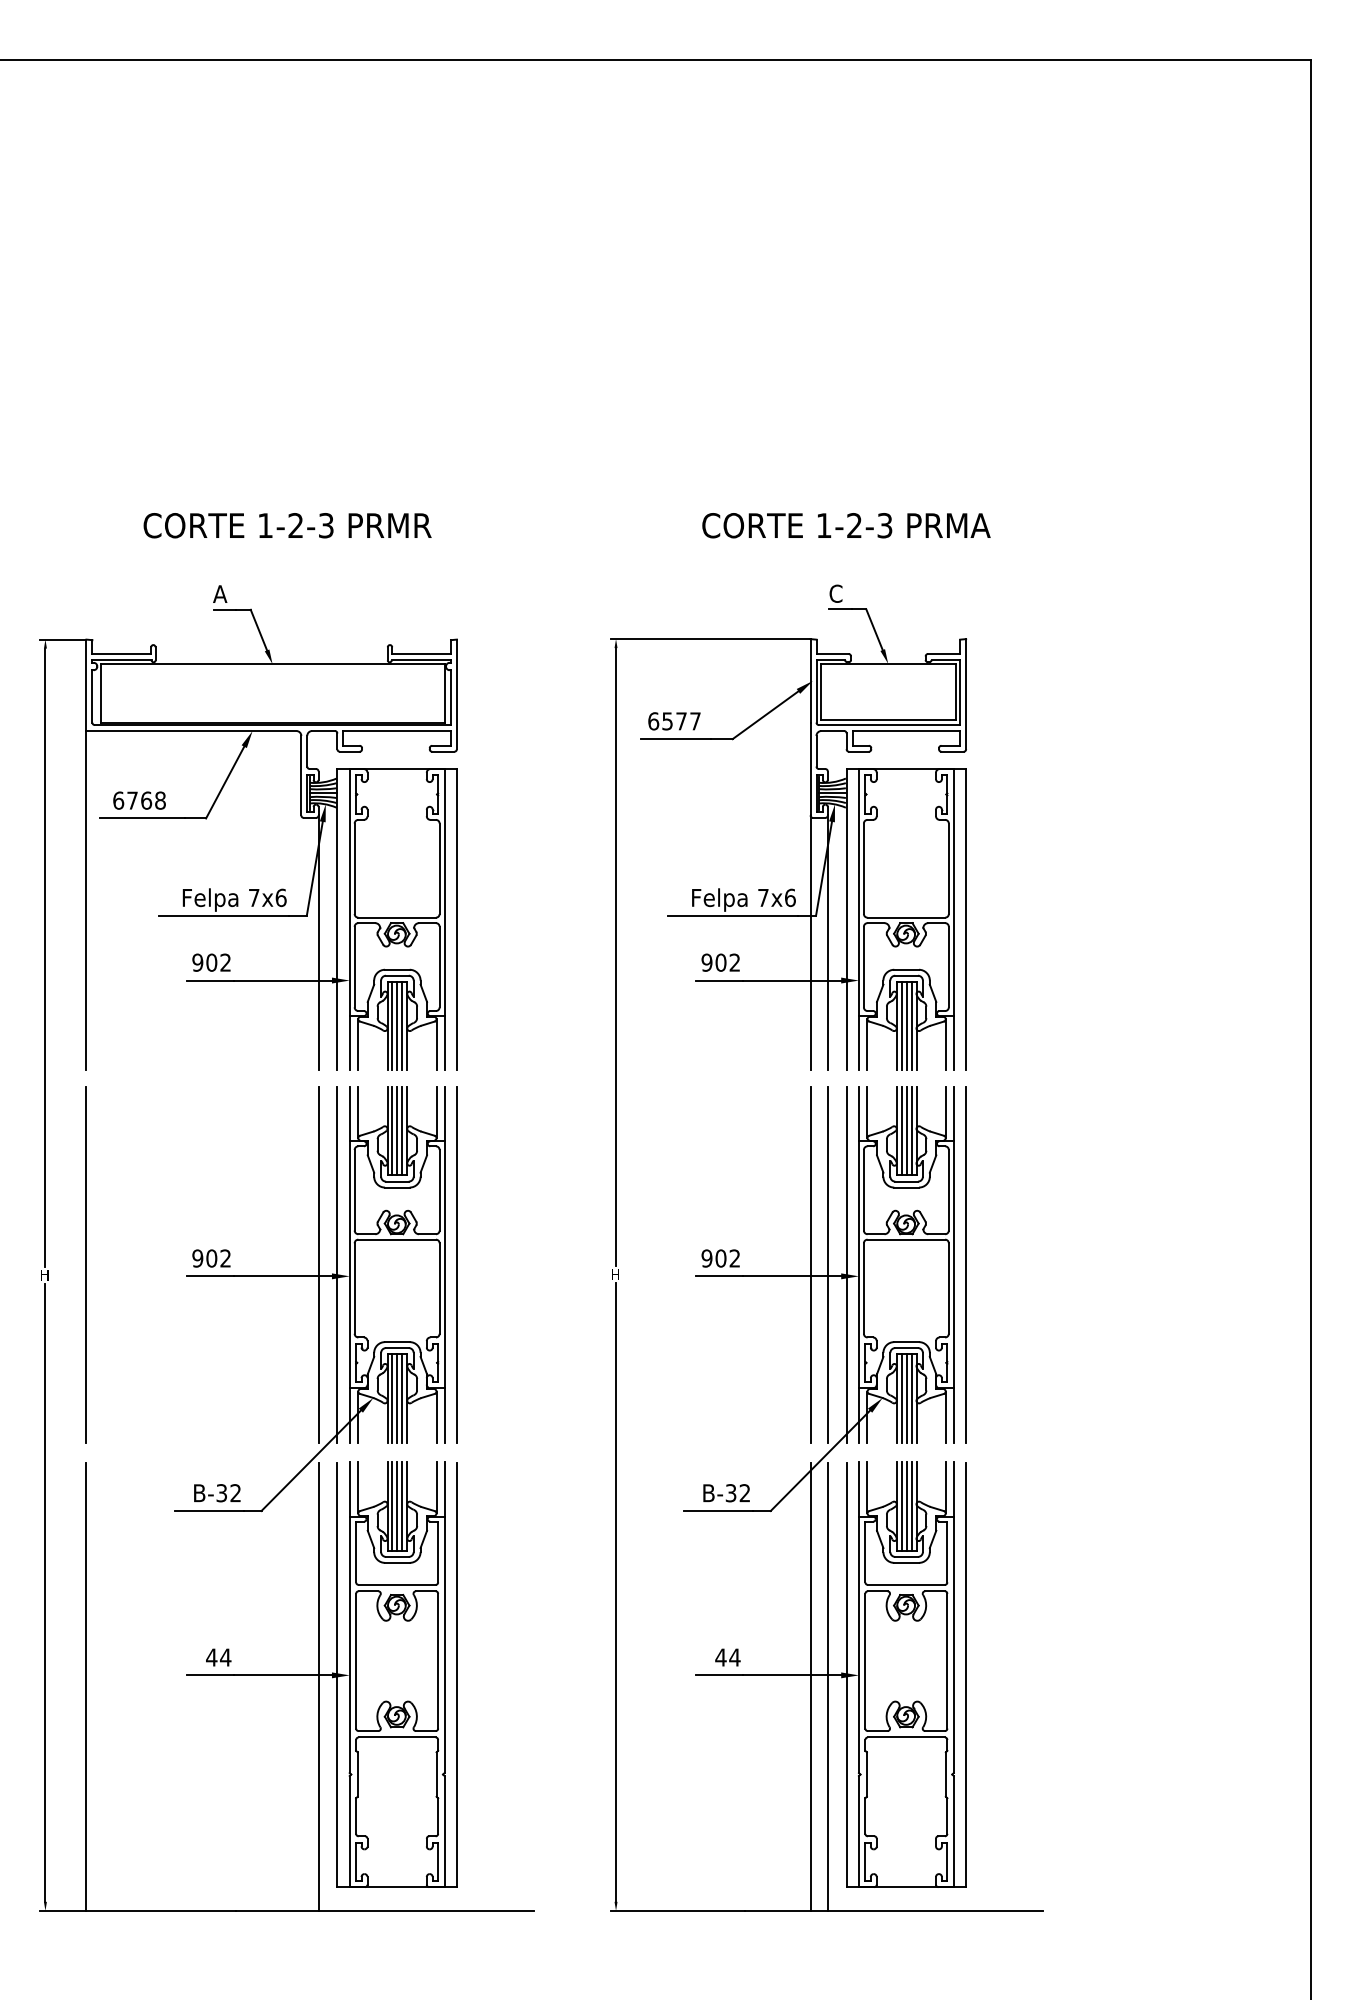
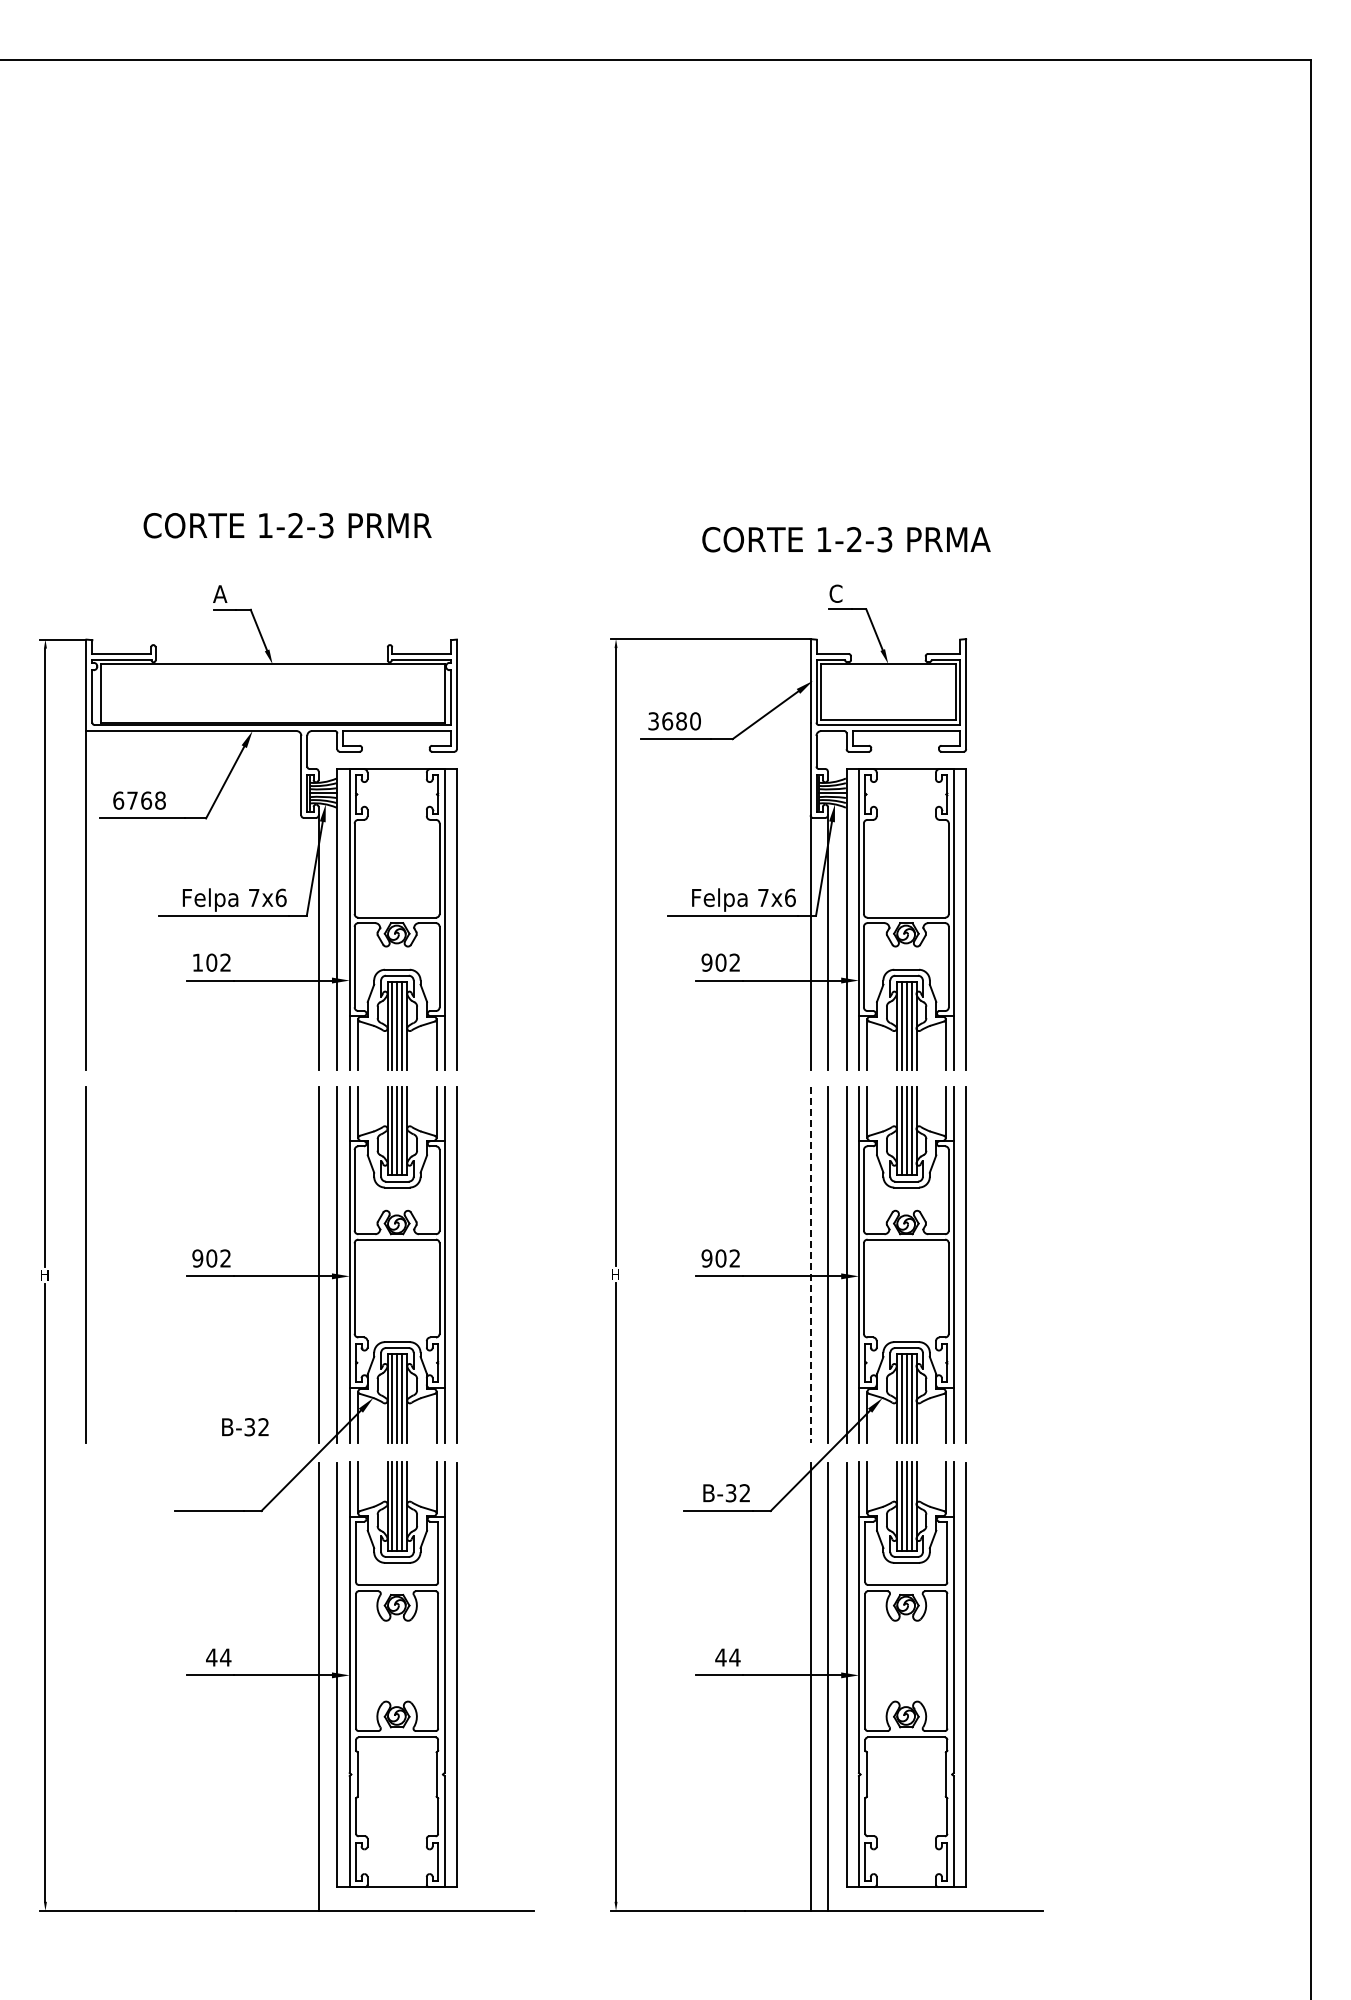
text position: (846, 525) -> (846, 539) (846, 539)
text: 6577 -> 3680 (674, 721)
text: 902 -> 102 (197, 962)
line: solid -> dashed (810, 1264)
text position: (217, 1493) -> (245, 1427) (245, 1427)
line: present -> none (86, 1686)
